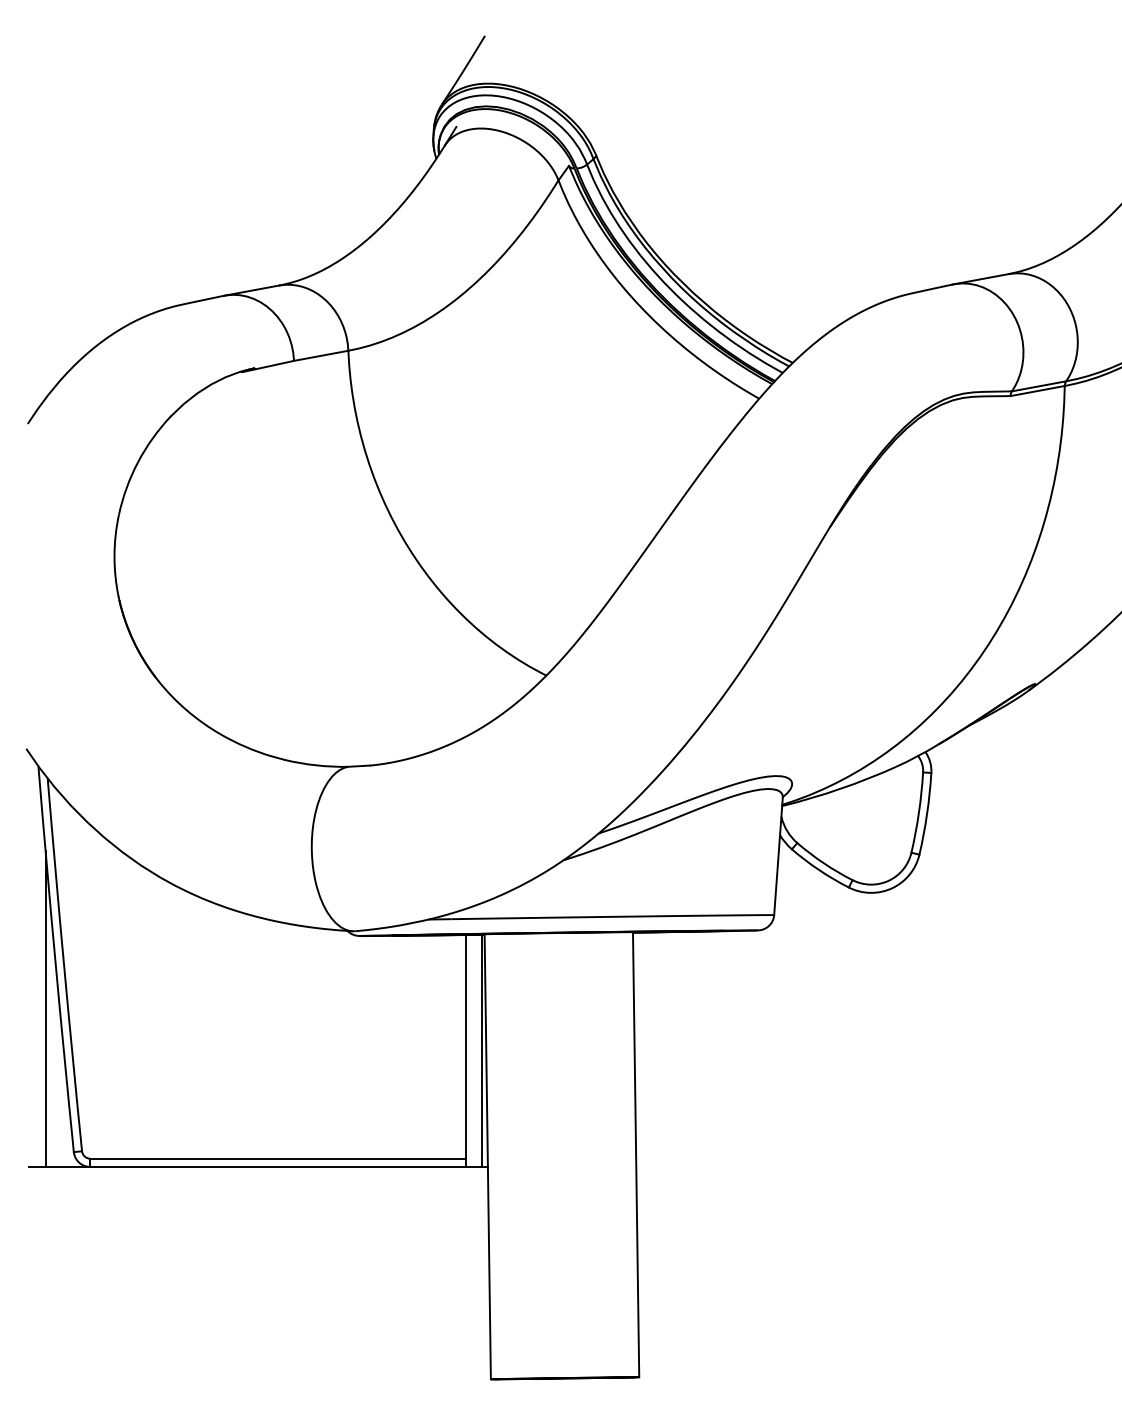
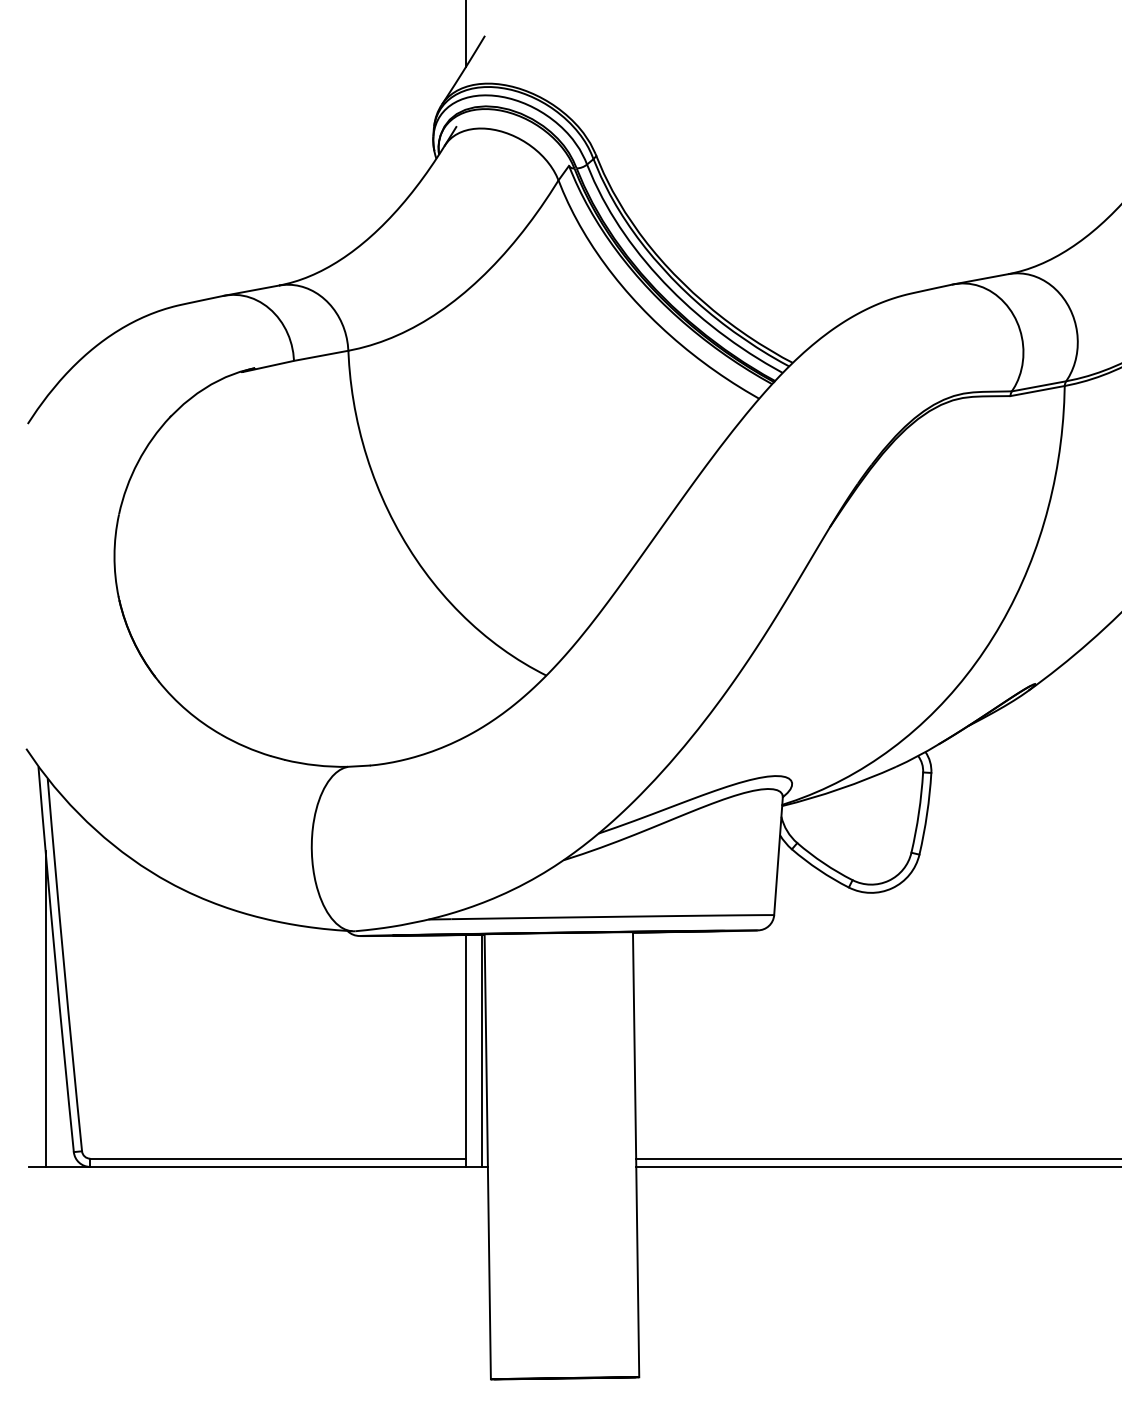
line: none -> present (465, 34)
line: none -> present (877, 1158)
line: none -> present (877, 1166)
